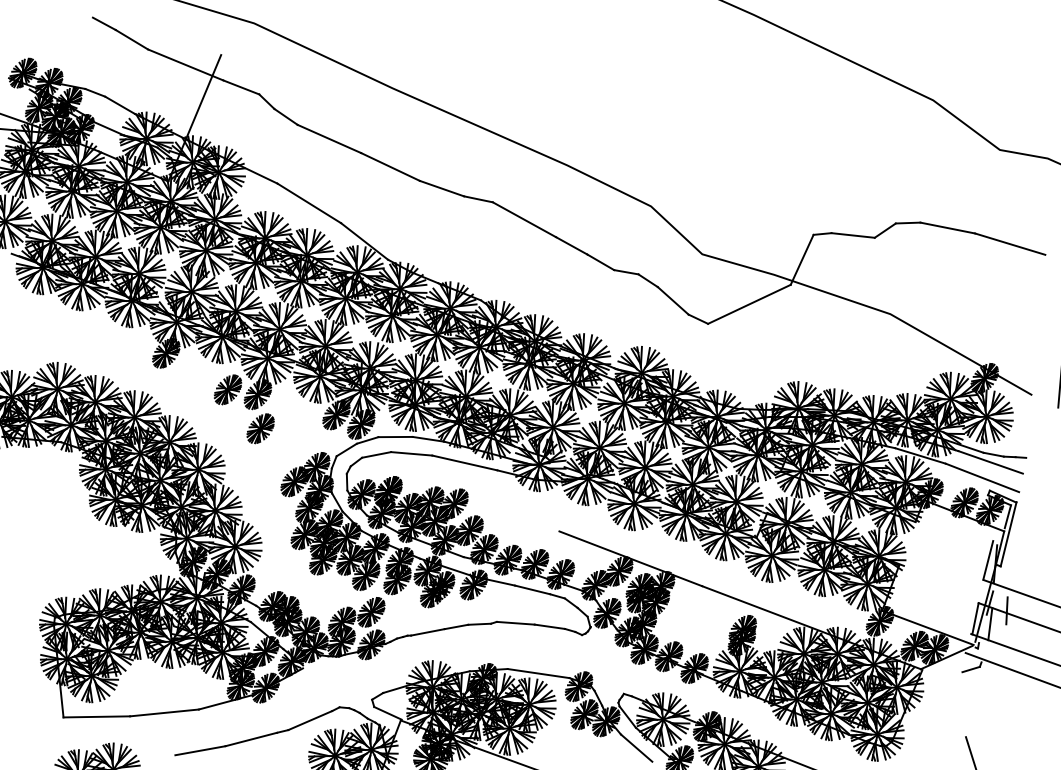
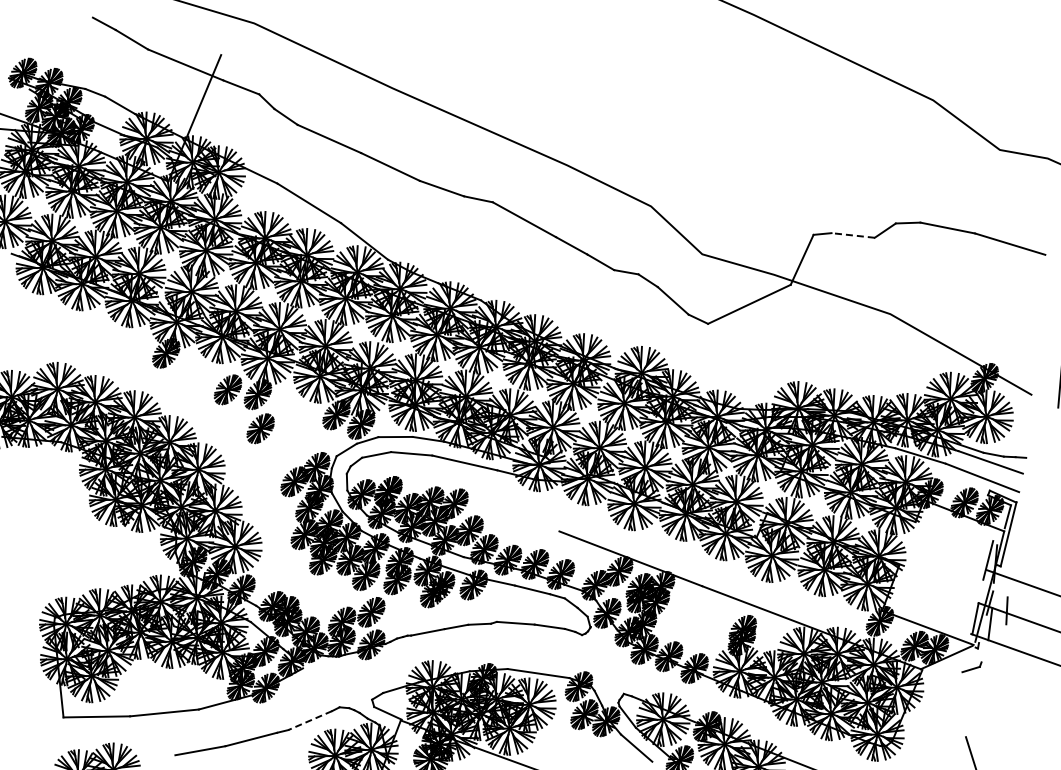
line: solid -> dashed (853, 235)
line position: (1020, 593) -> (1021, 582) (1021, 582)
line: present -> none (1011, 669)
line: solid -> dashed (310, 720)
